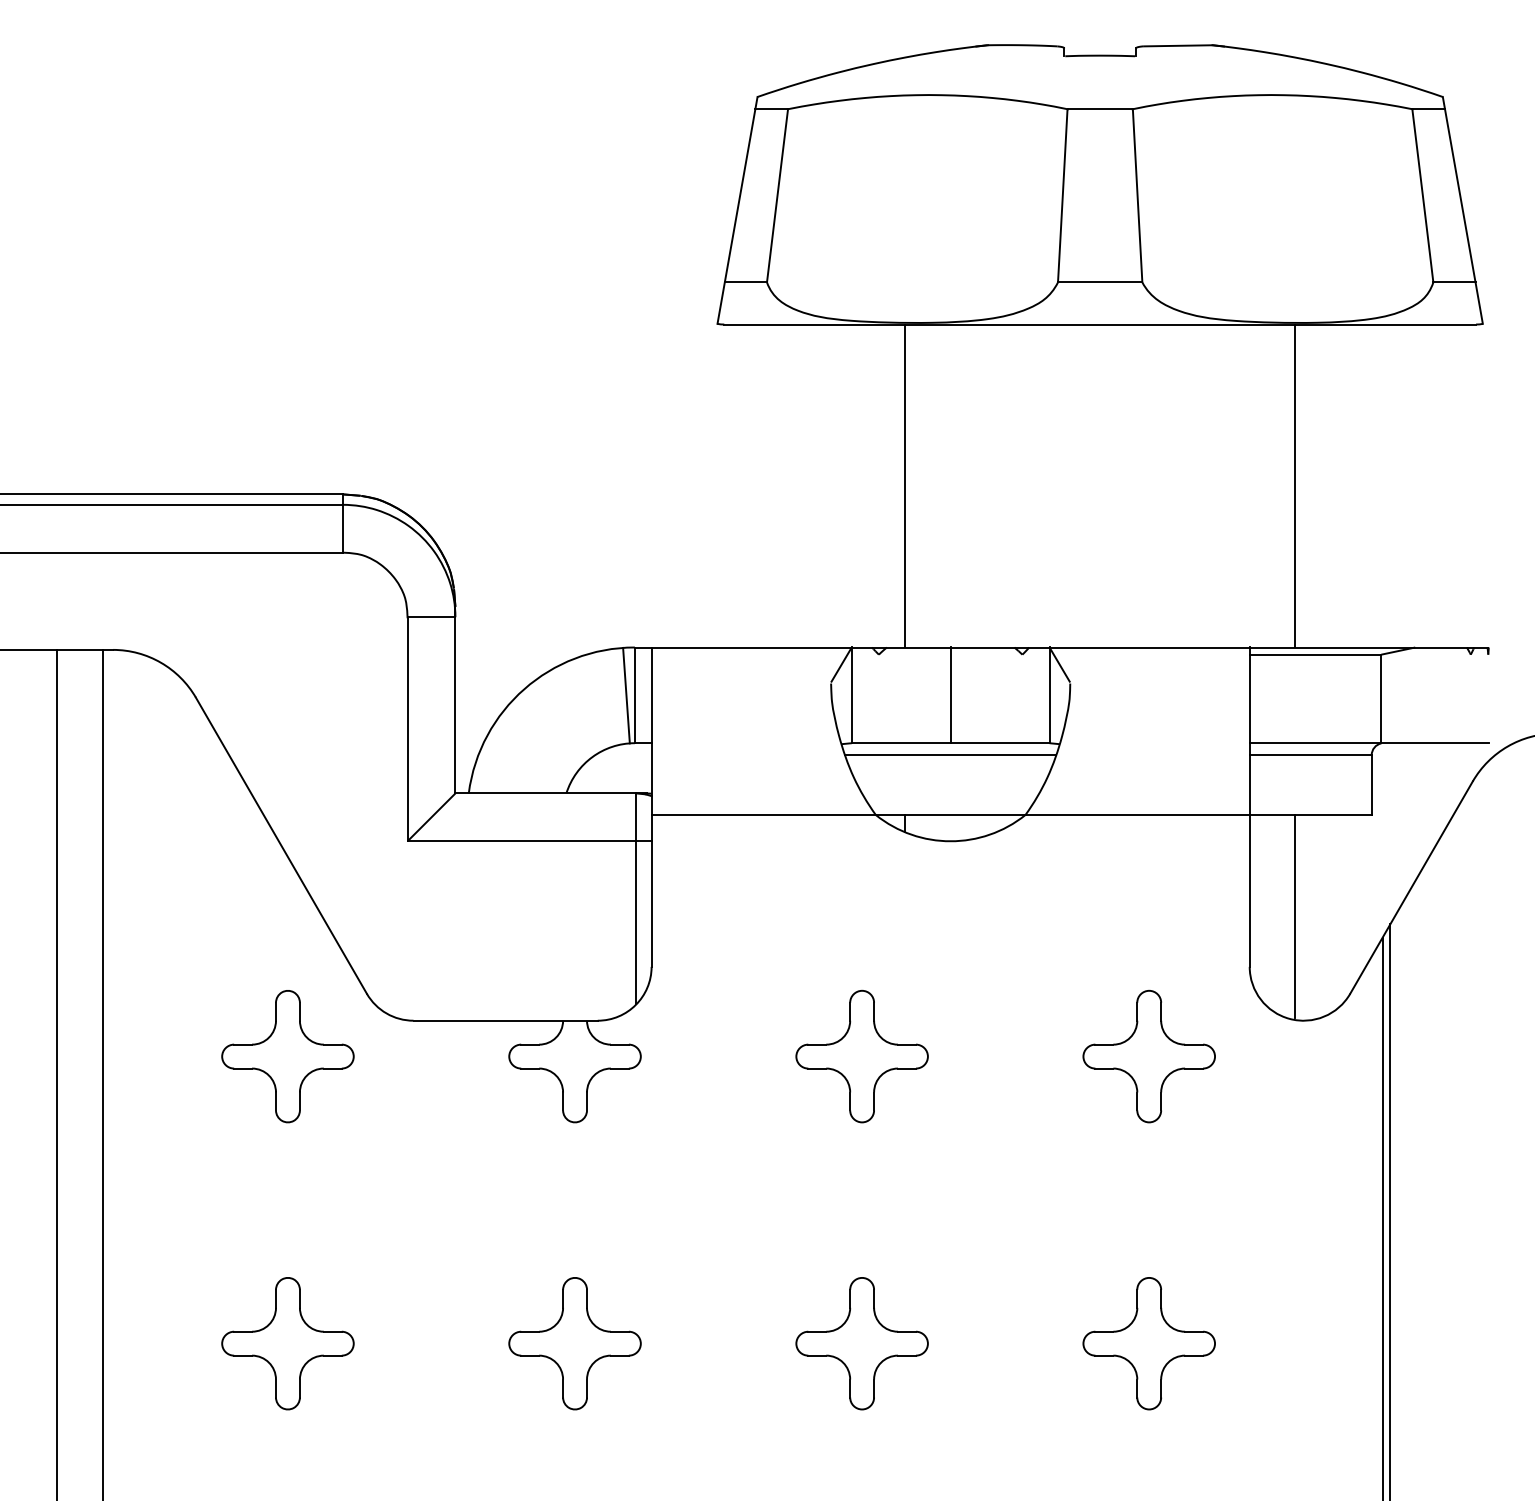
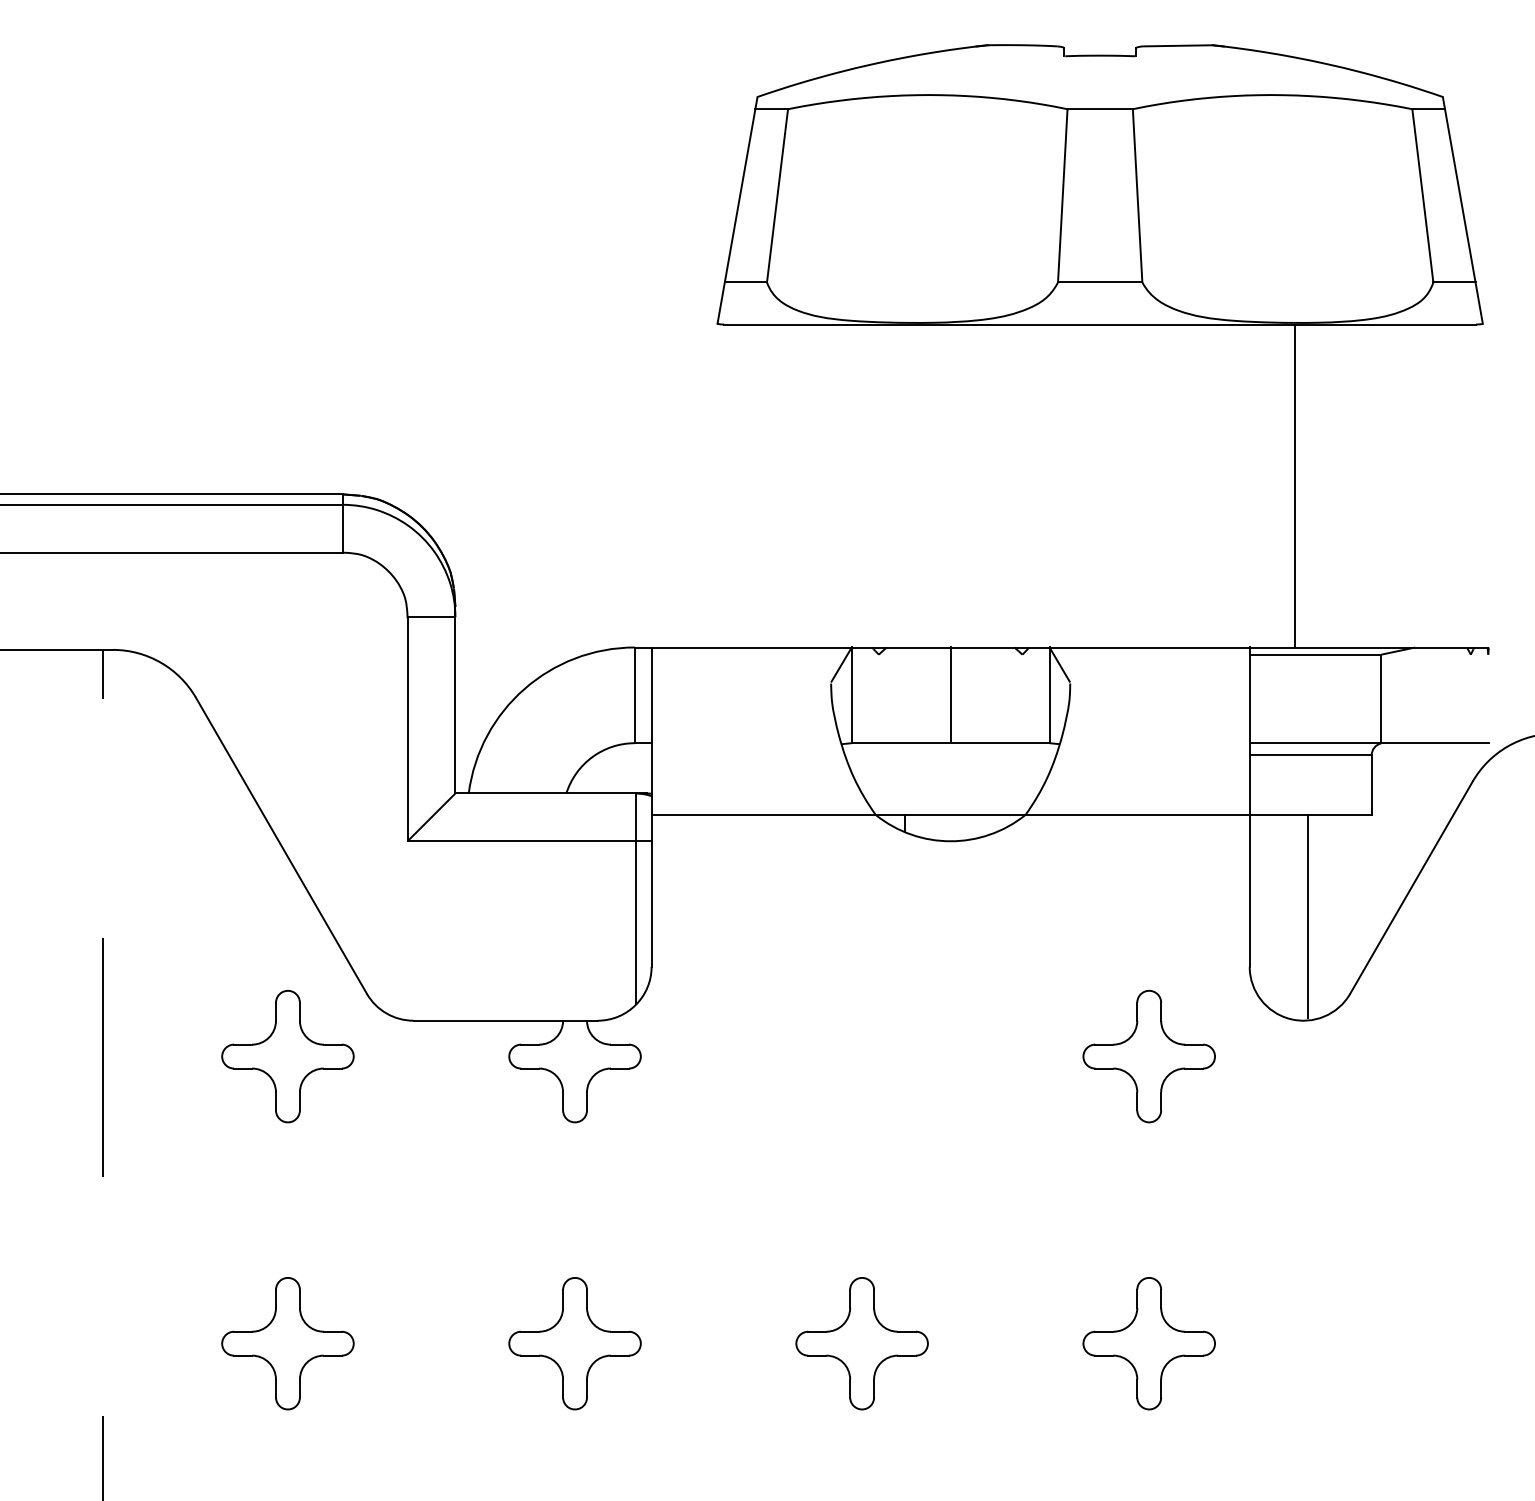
line: present -> none (905, 485)
line: present -> none (626, 695)
line: present -> none (950, 755)
line position: (1295, 916) -> (1308, 916) (1308, 916)
part: present -> none (861, 1056)
line: present -> none (57, 1073)
line: solid -> dashed (102, 1074)
line: present -> none (1390, 1210)
line: present -> none (1382, 1217)
